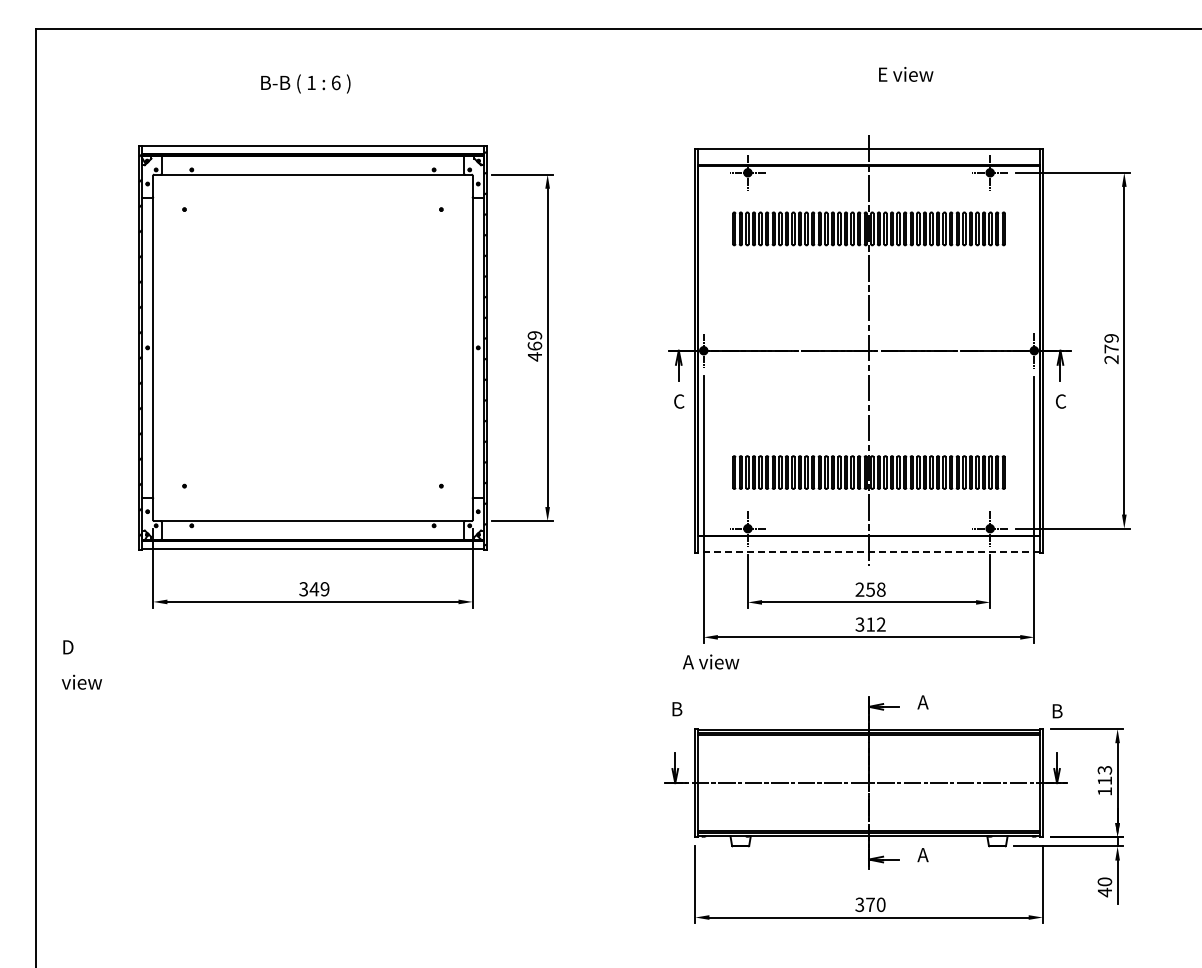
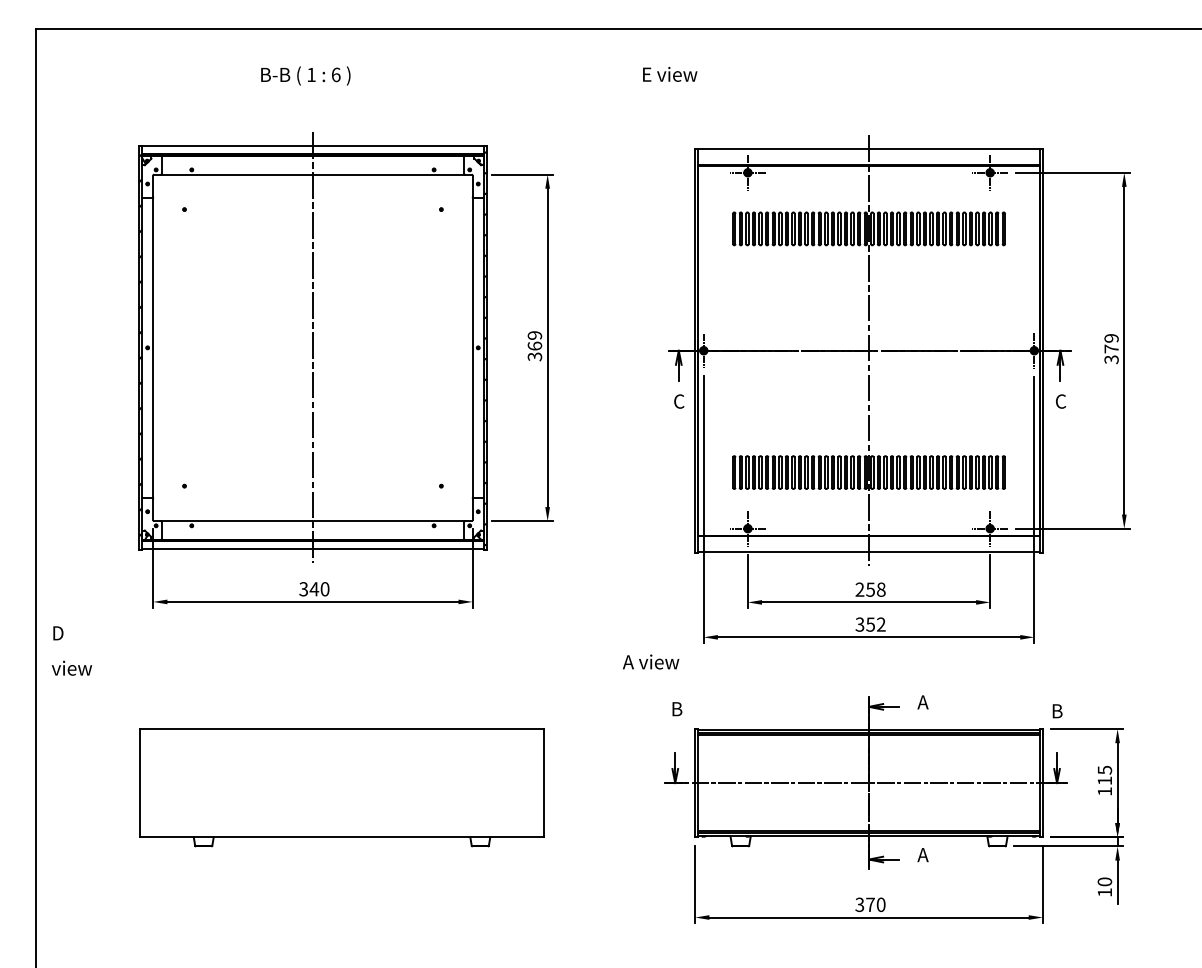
text position: (906, 74) -> (670, 74) (670, 74)
text position: (305, 83) -> (305, 75) (305, 75)
line: none -> present (312, 347)
text: 469 -> 369 (534, 356)
text: 279 -> 379 (1111, 359)
line: dashed -> solid (869, 552)
text: 349 -> 340 (324, 589)
text: 312 -> 352 (870, 624)
text position: (711, 661) -> (651, 661) (651, 661)
text position: (81, 664) -> (71, 650) (71, 650)
text: 113 -> 115 (1104, 770)
part: none -> present (341, 787)
text: 40 -> 10 (1104, 892)
